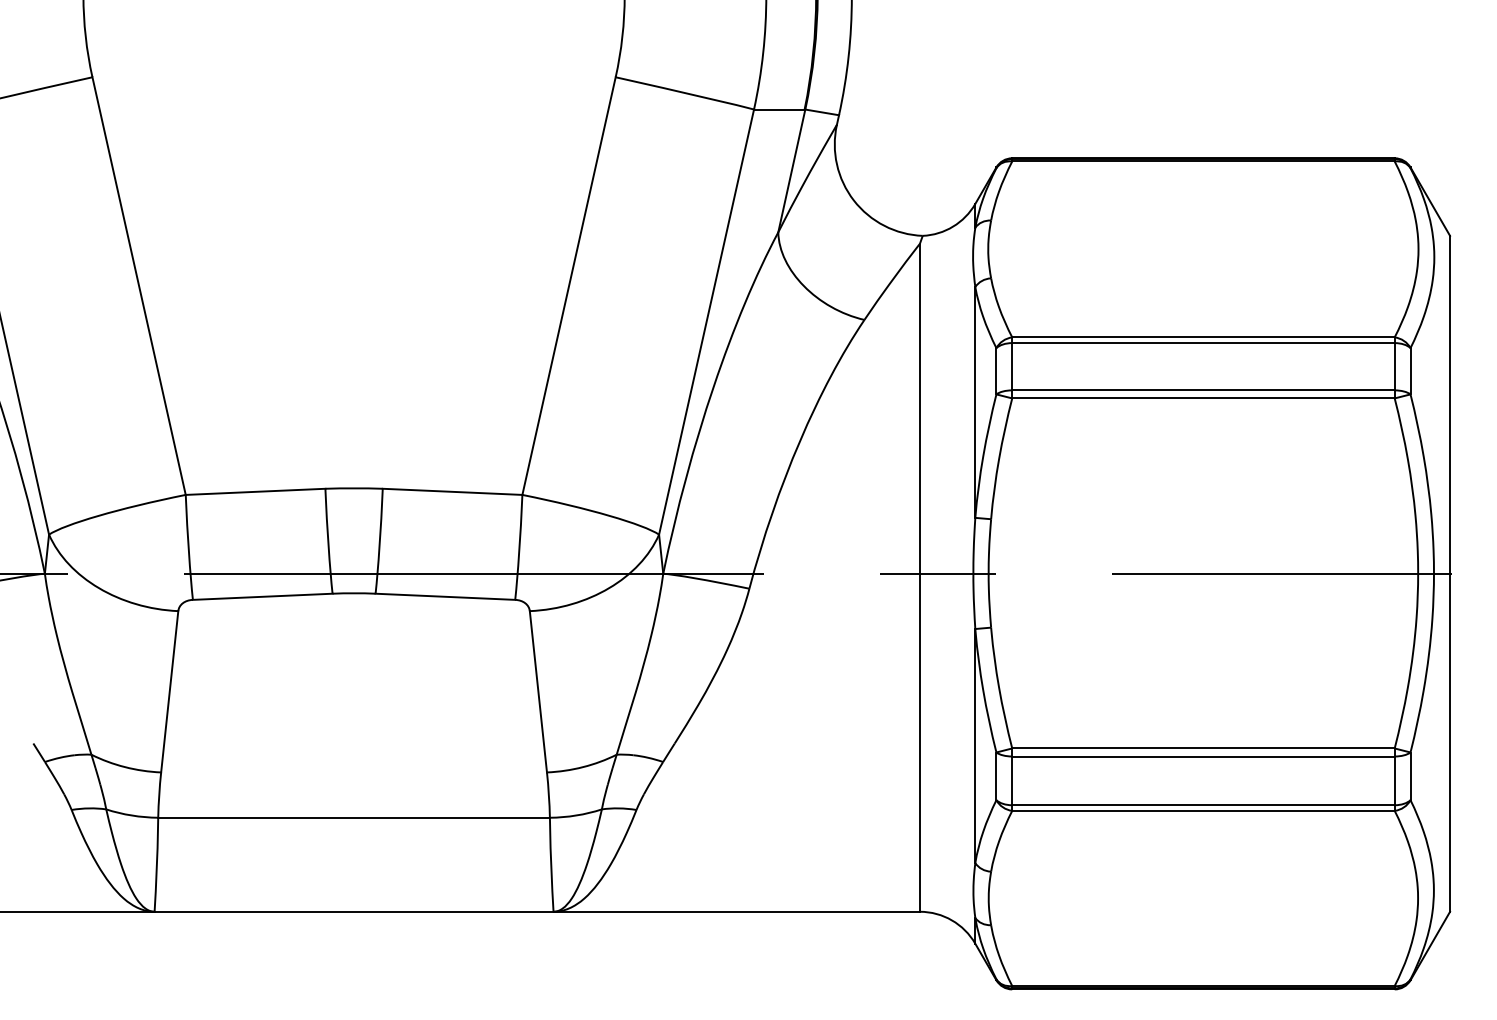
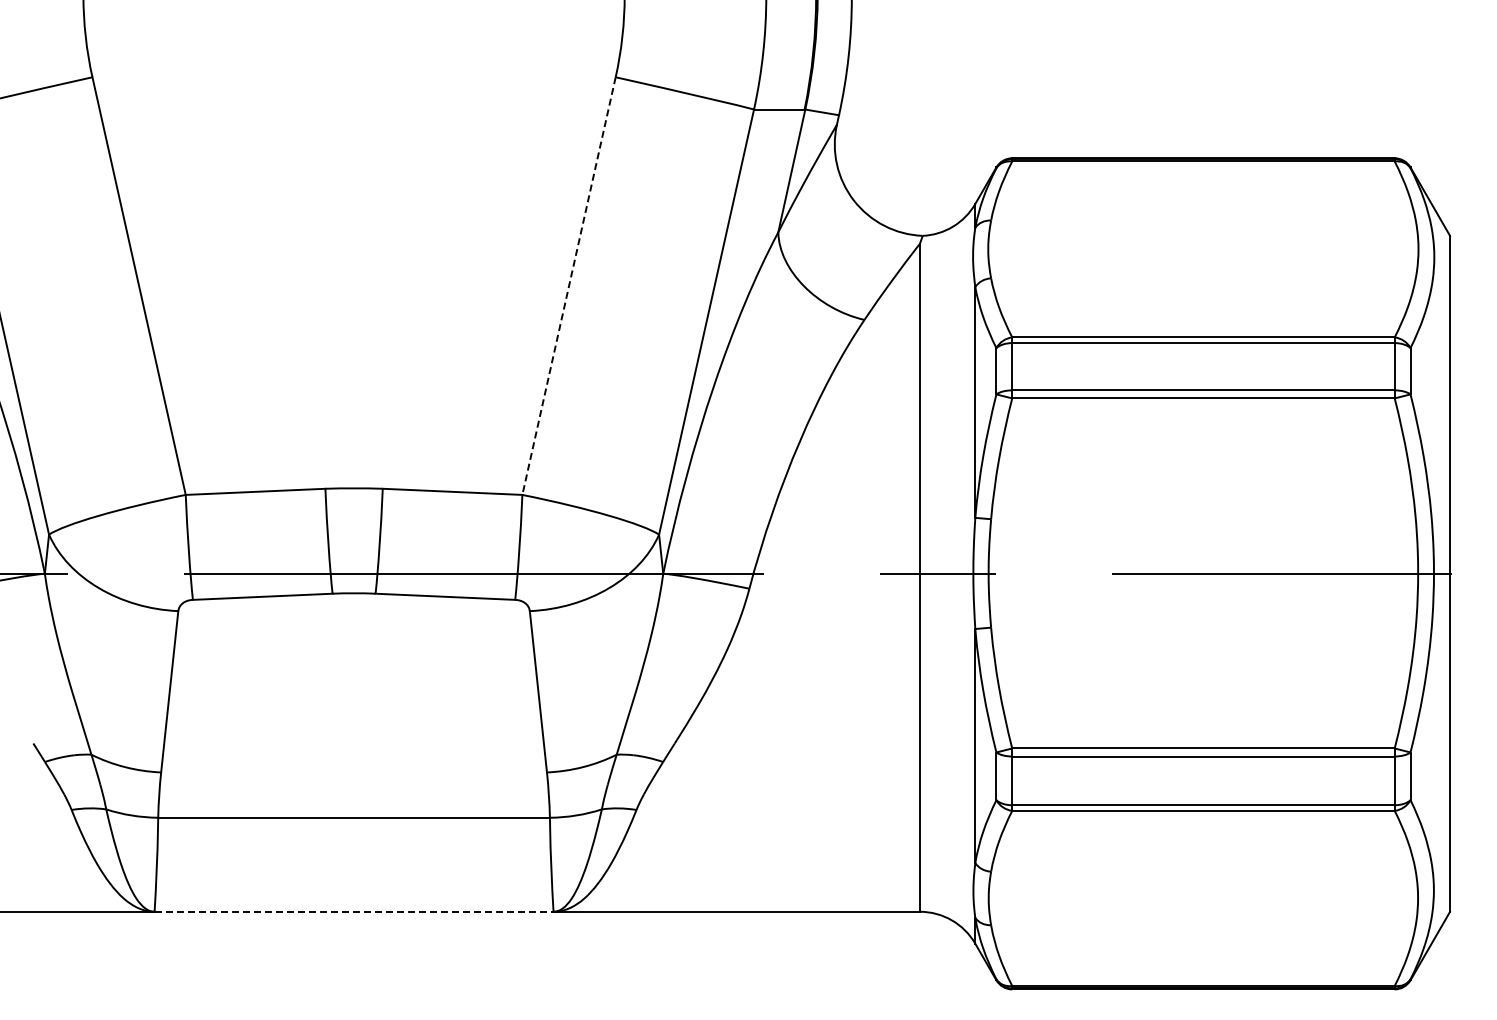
line: solid -> dashed (569, 286)
line: solid -> dashed (354, 911)
